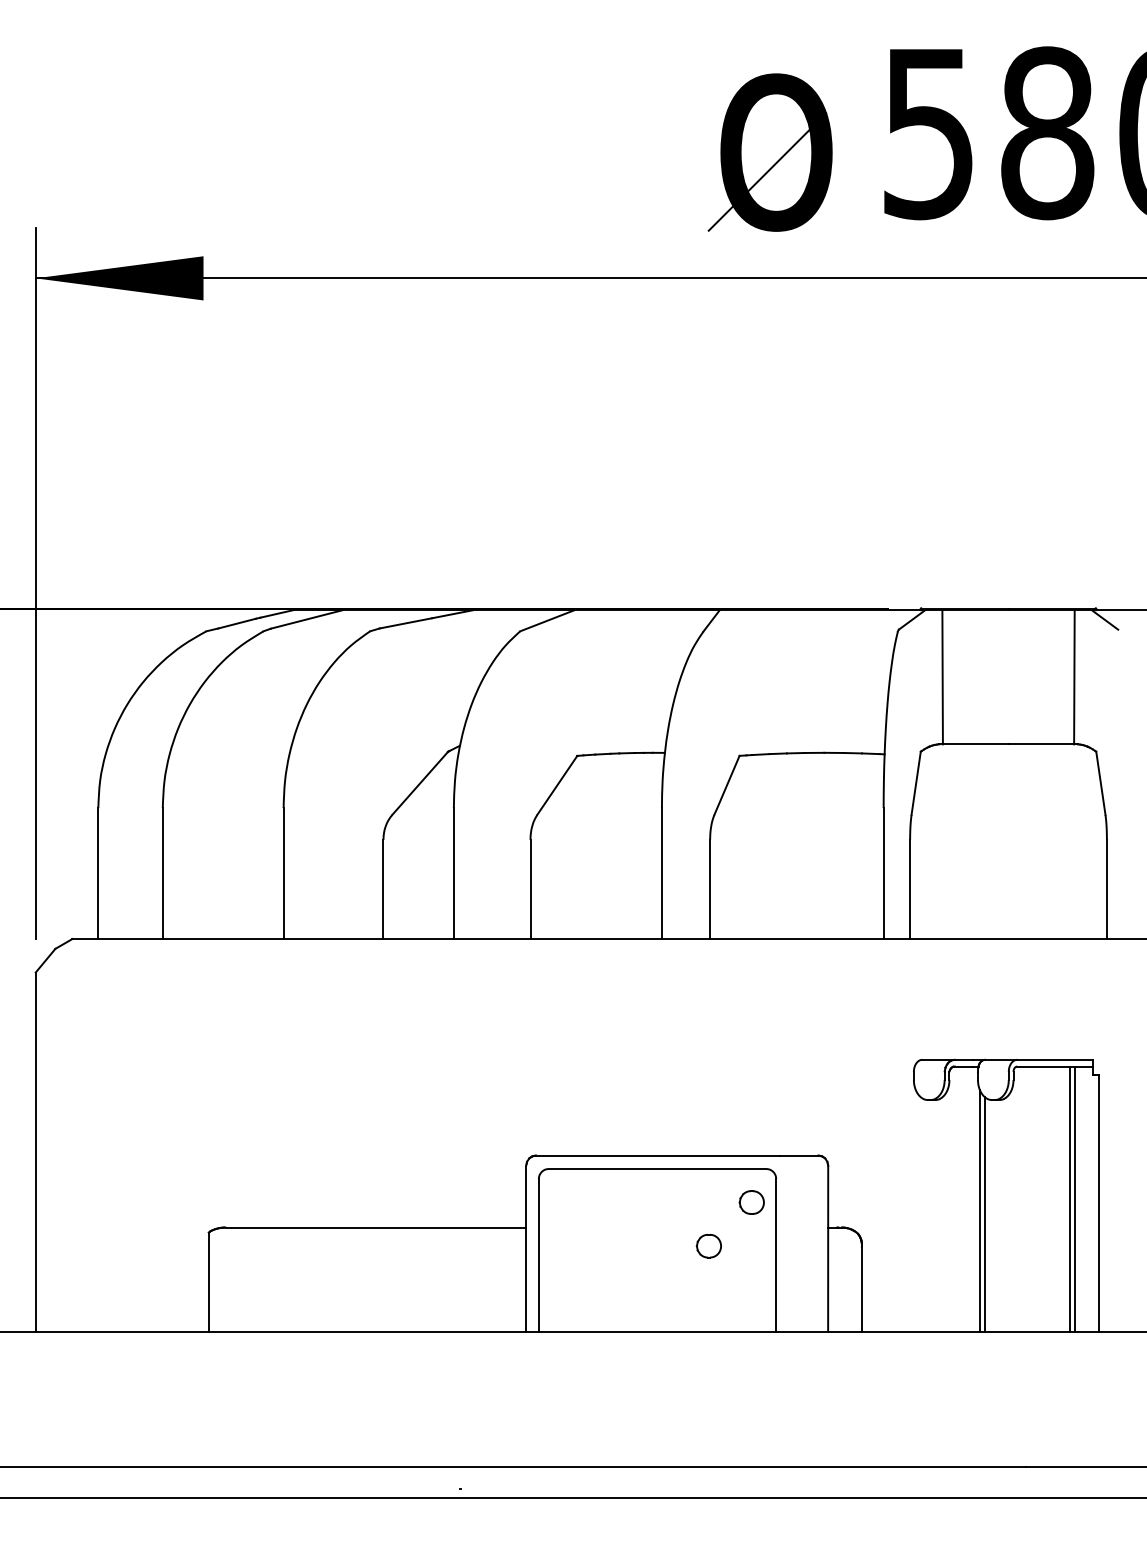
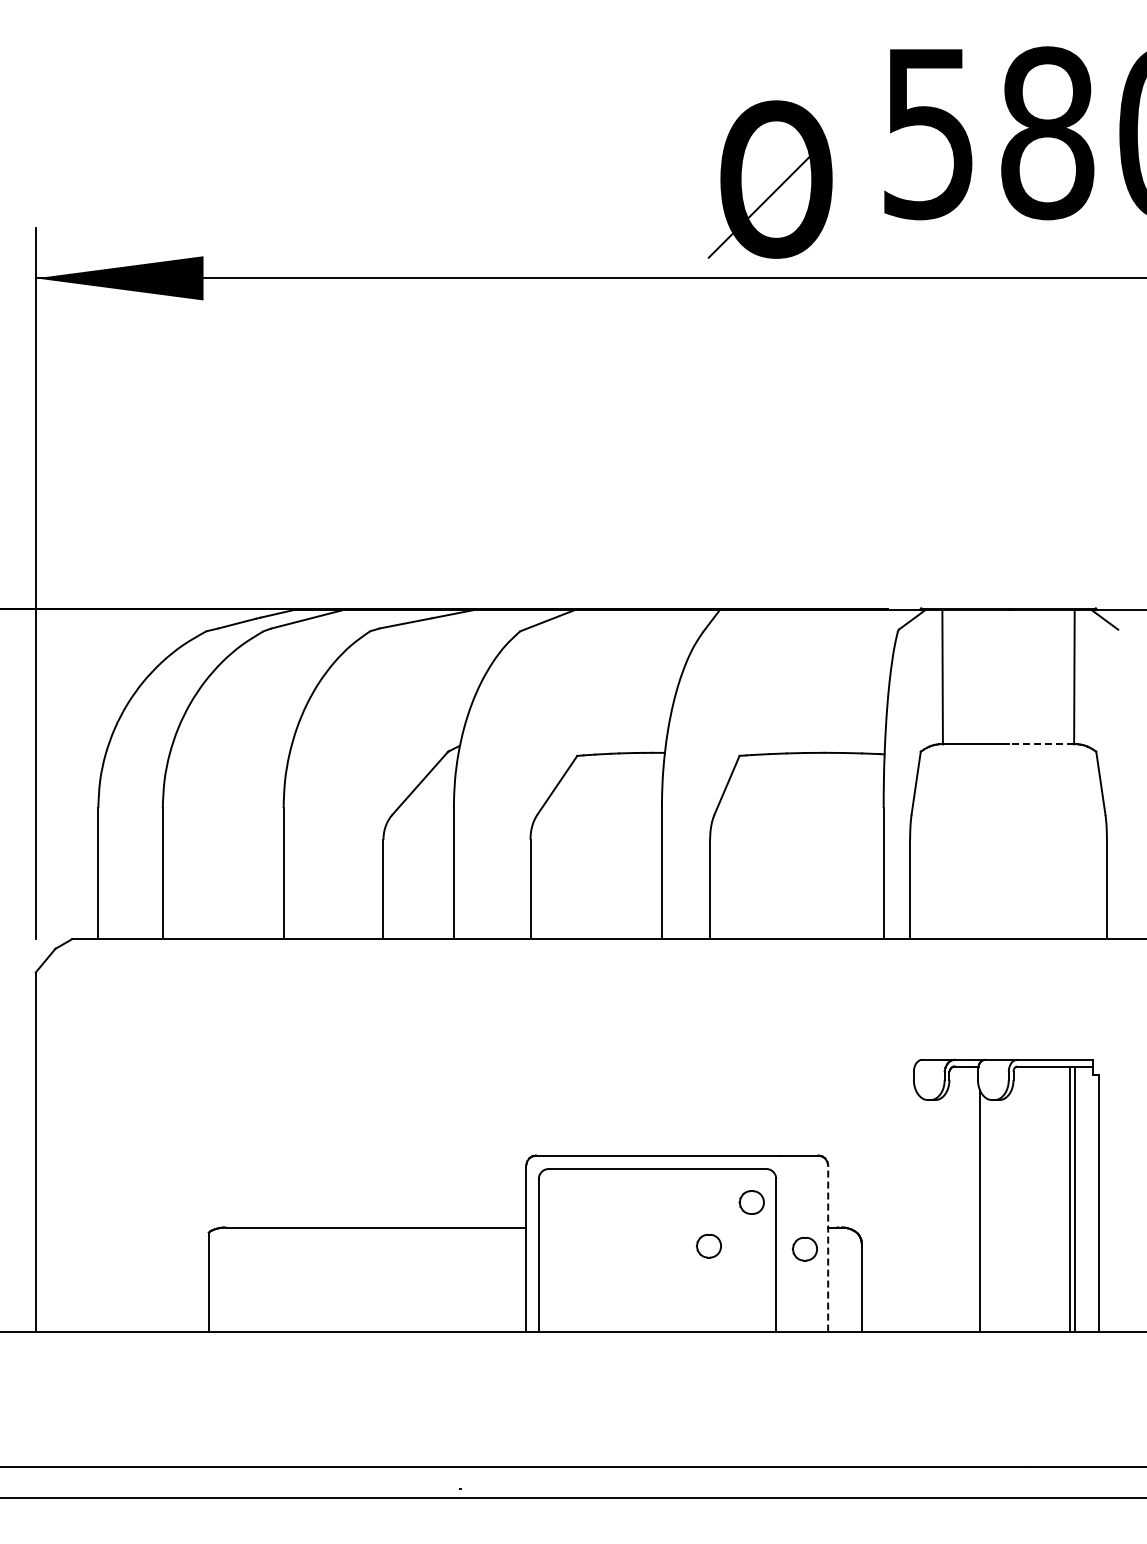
part position: (769, 152) -> (769, 179) (769, 179)
line: solid -> dashed (1041, 744)
line: present -> none (985, 1213)
part: none -> present (804, 1248)
line: solid -> dashed (828, 1248)
